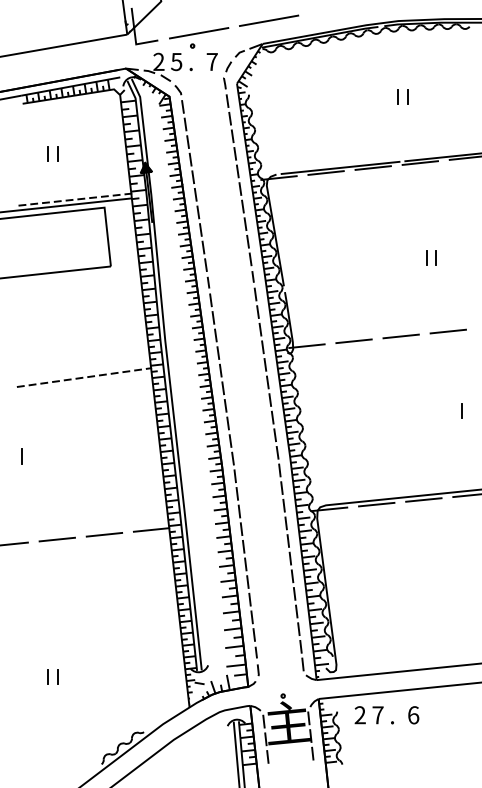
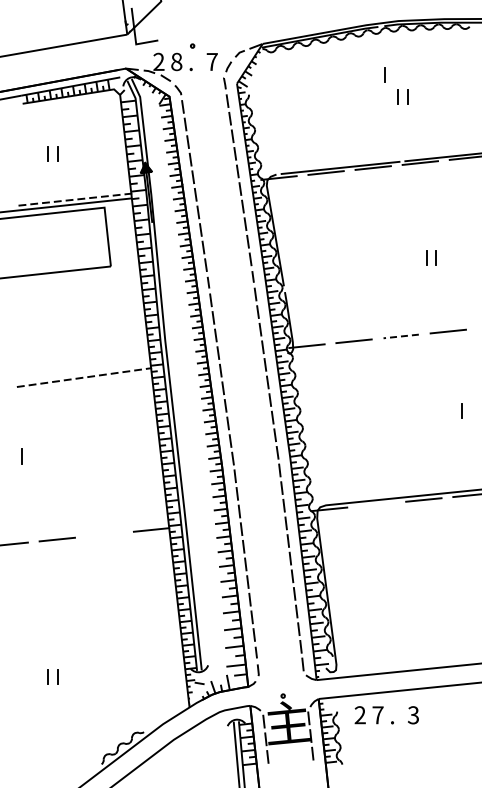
line: present -> none (268, 20)
line: present -> none (199, 33)
text: 5 -> 8 (176, 61)
line: none -> present (384, 74)
line: solid -> dashed (401, 336)
line: present -> none (376, 504)
line: present -> none (104, 534)
text: 6 -> 3 (413, 715)
